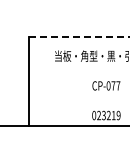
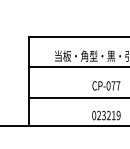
line: dashed -> solid (79, 36)
line: none -> present (77, 67)
line: none -> present (77, 98)
